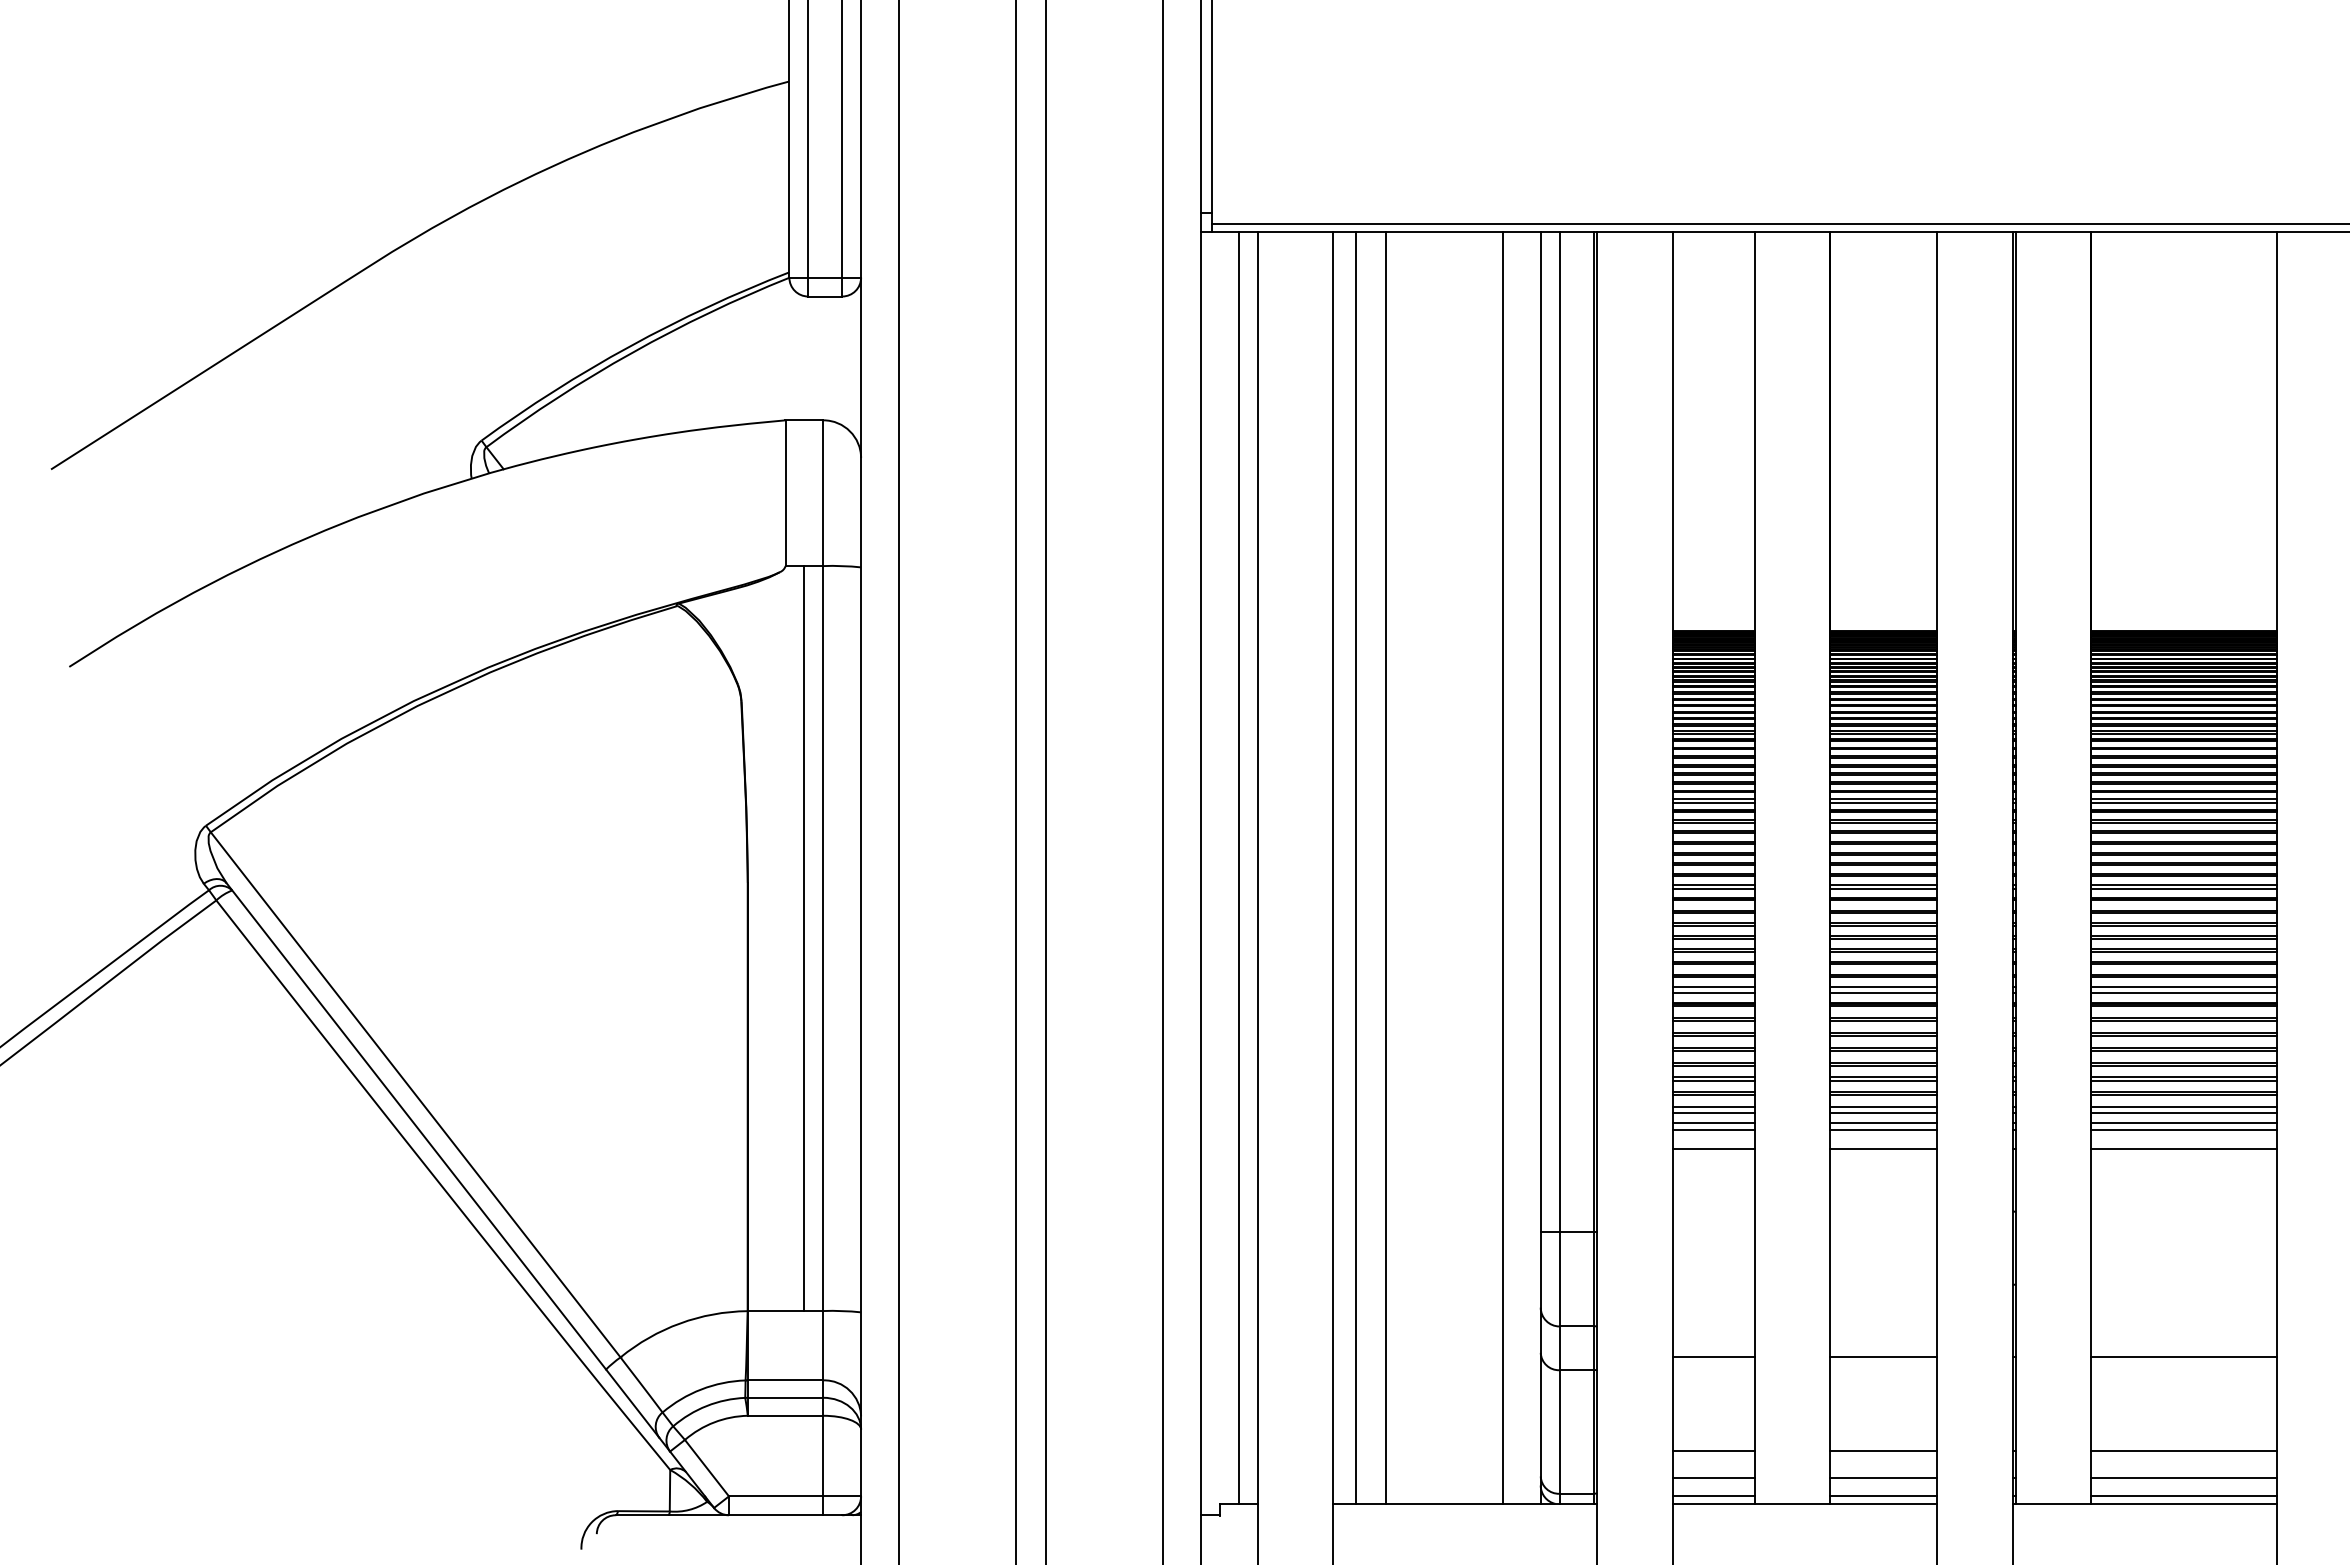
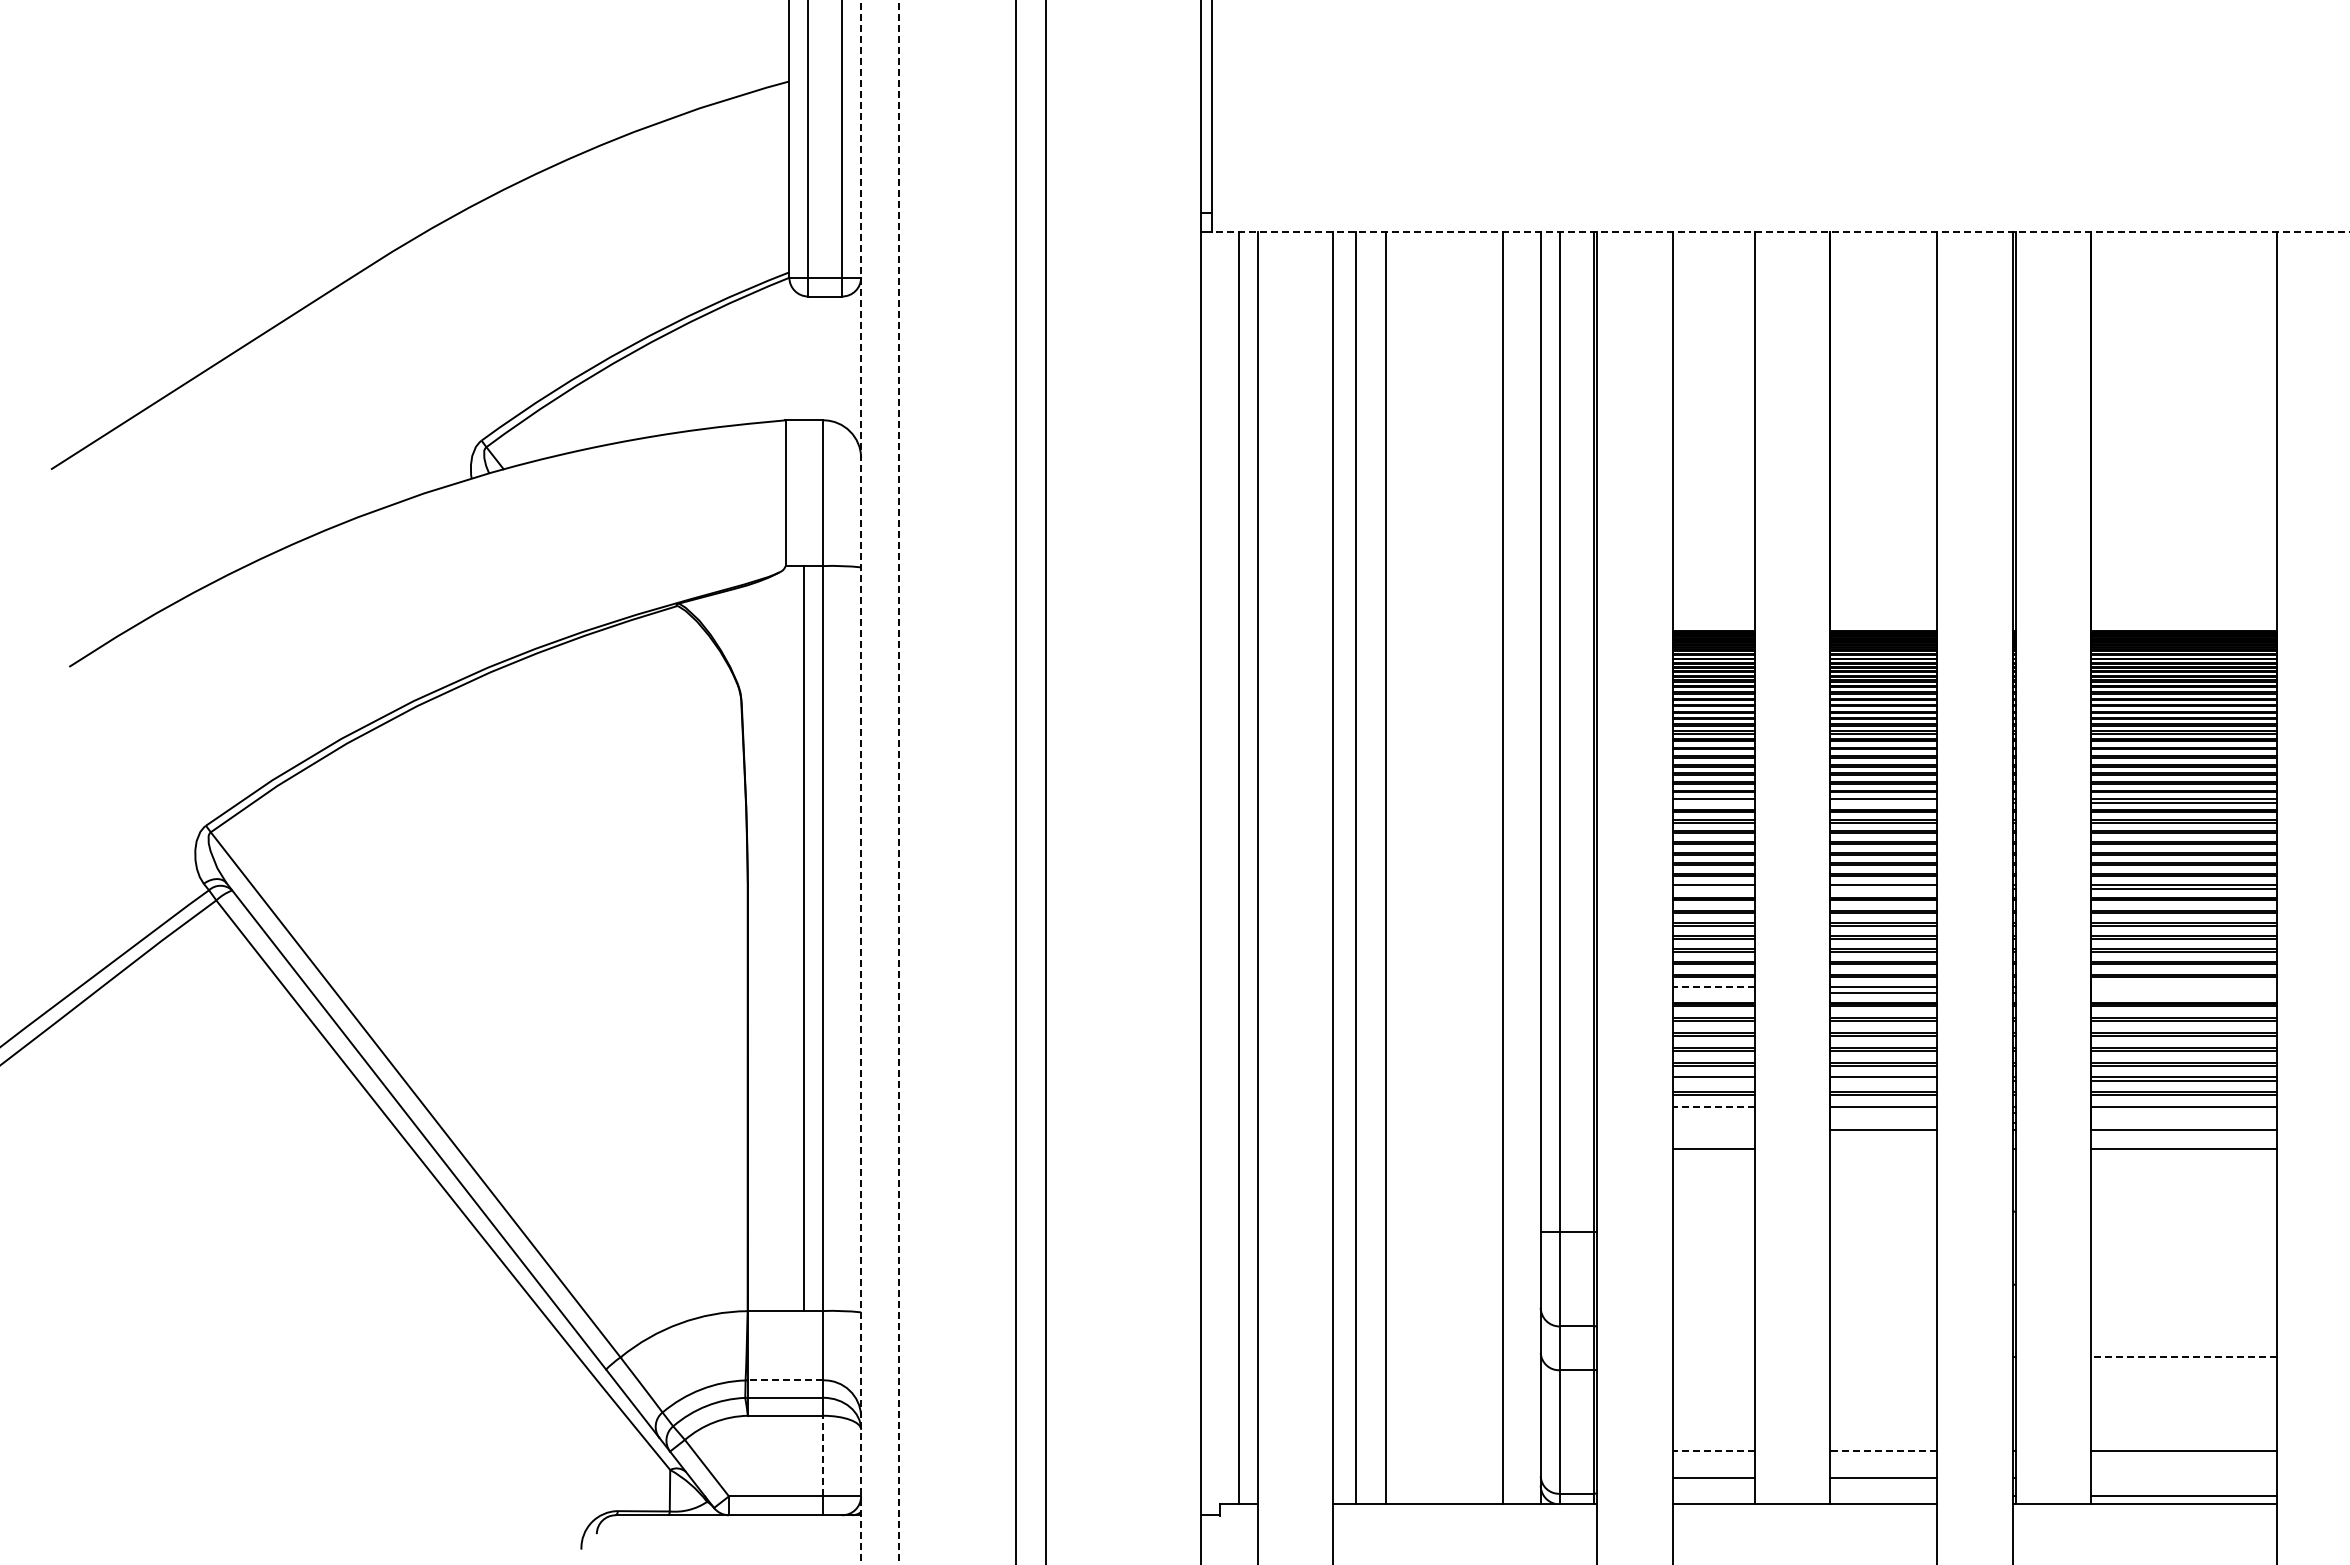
line: present -> none (1779, 224)
line: solid -> dashed (1780, 231)
line: present -> none (1163, 781)
line: solid -> dashed (861, 783)
line: solid -> dashed (898, 783)
line: present -> none (1713, 802)
line: present -> none (1883, 802)
line: present -> none (1713, 889)
line: present -> none (1883, 889)
line: solid -> dashed (1713, 987)
line: present -> none (2183, 987)
line: present -> none (1713, 992)
line: present -> none (2183, 992)
line: present -> none (1713, 1080)
line: present -> none (1883, 1080)
line: solid -> dashed (1713, 1107)
line: present -> none (1713, 1113)
line: present -> none (1883, 1113)
line: present -> none (2183, 1113)
line: present -> none (1713, 1122)
line: present -> none (1883, 1122)
line: present -> none (2183, 1122)
line: present -> none (1713, 1130)
line: present -> none (1883, 1149)
line: present -> none (1713, 1356)
line: present -> none (1883, 1356)
line: solid -> dashed (2184, 1356)
line: solid -> dashed (785, 1380)
line: solid -> dashed (1713, 1451)
line: solid -> dashed (1883, 1451)
line: solid -> dashed (823, 1455)
line: present -> none (2183, 1477)
line: present -> none (1713, 1496)
line: present -> none (1883, 1496)
